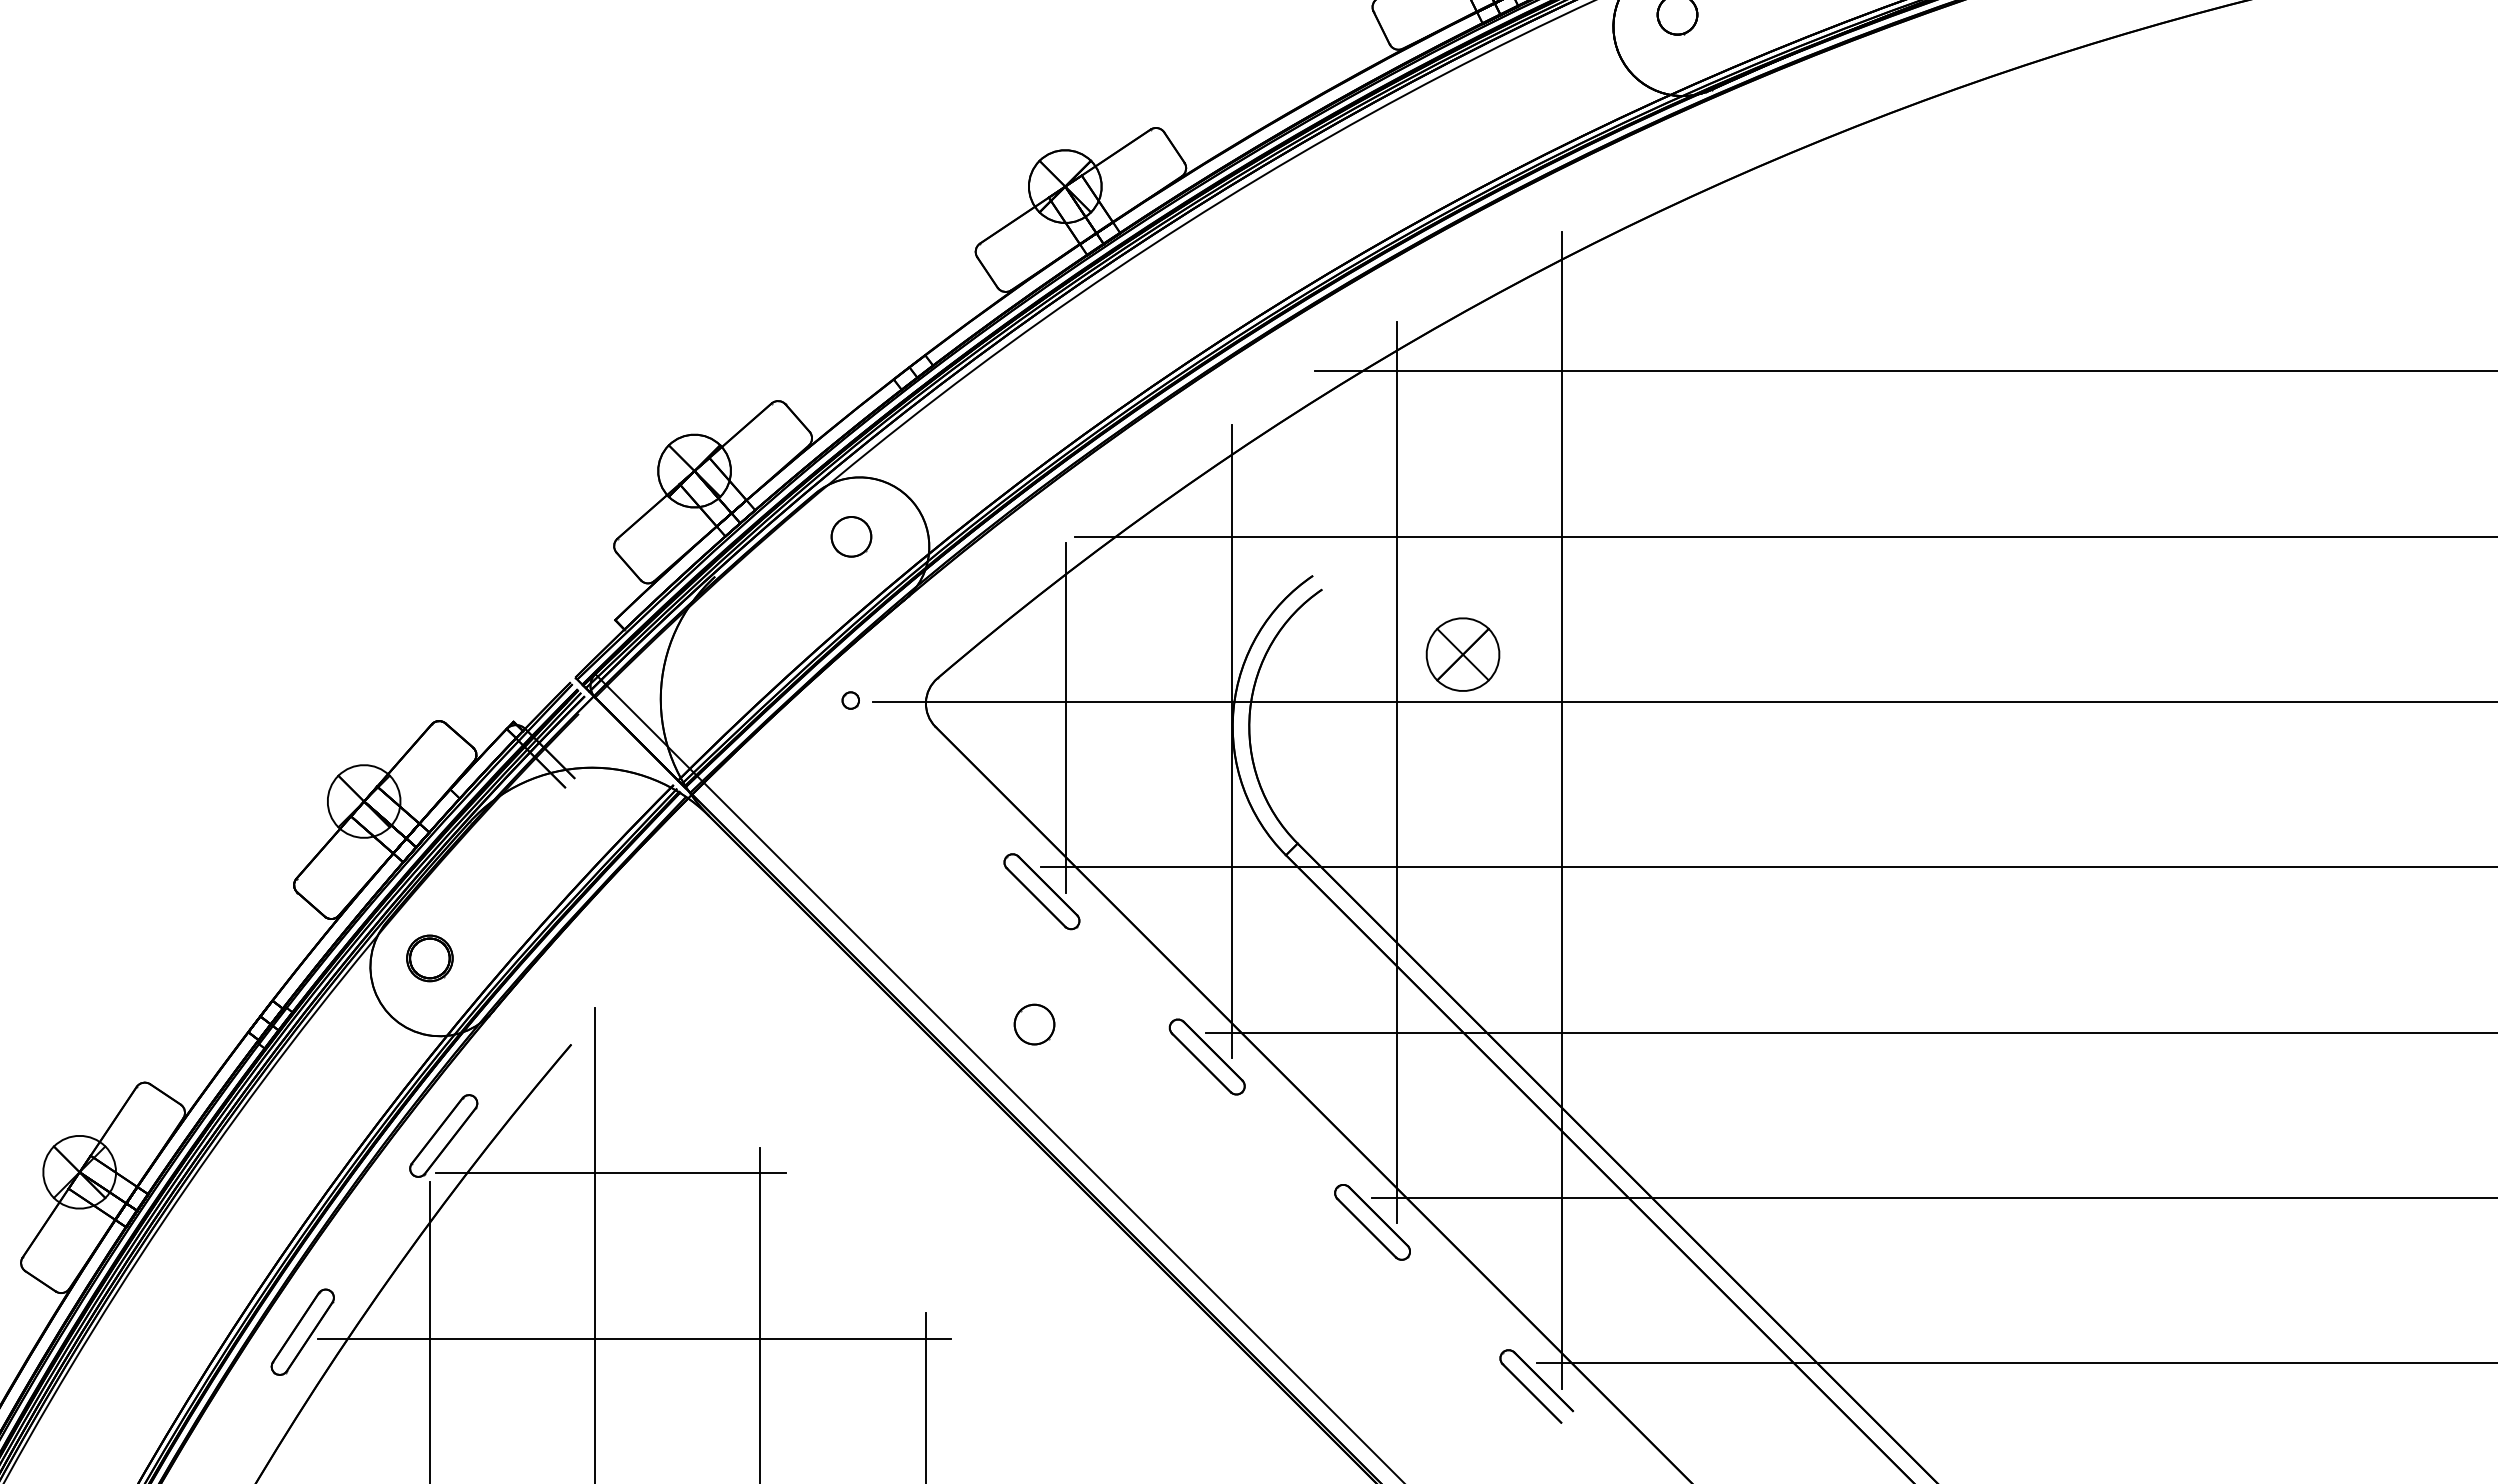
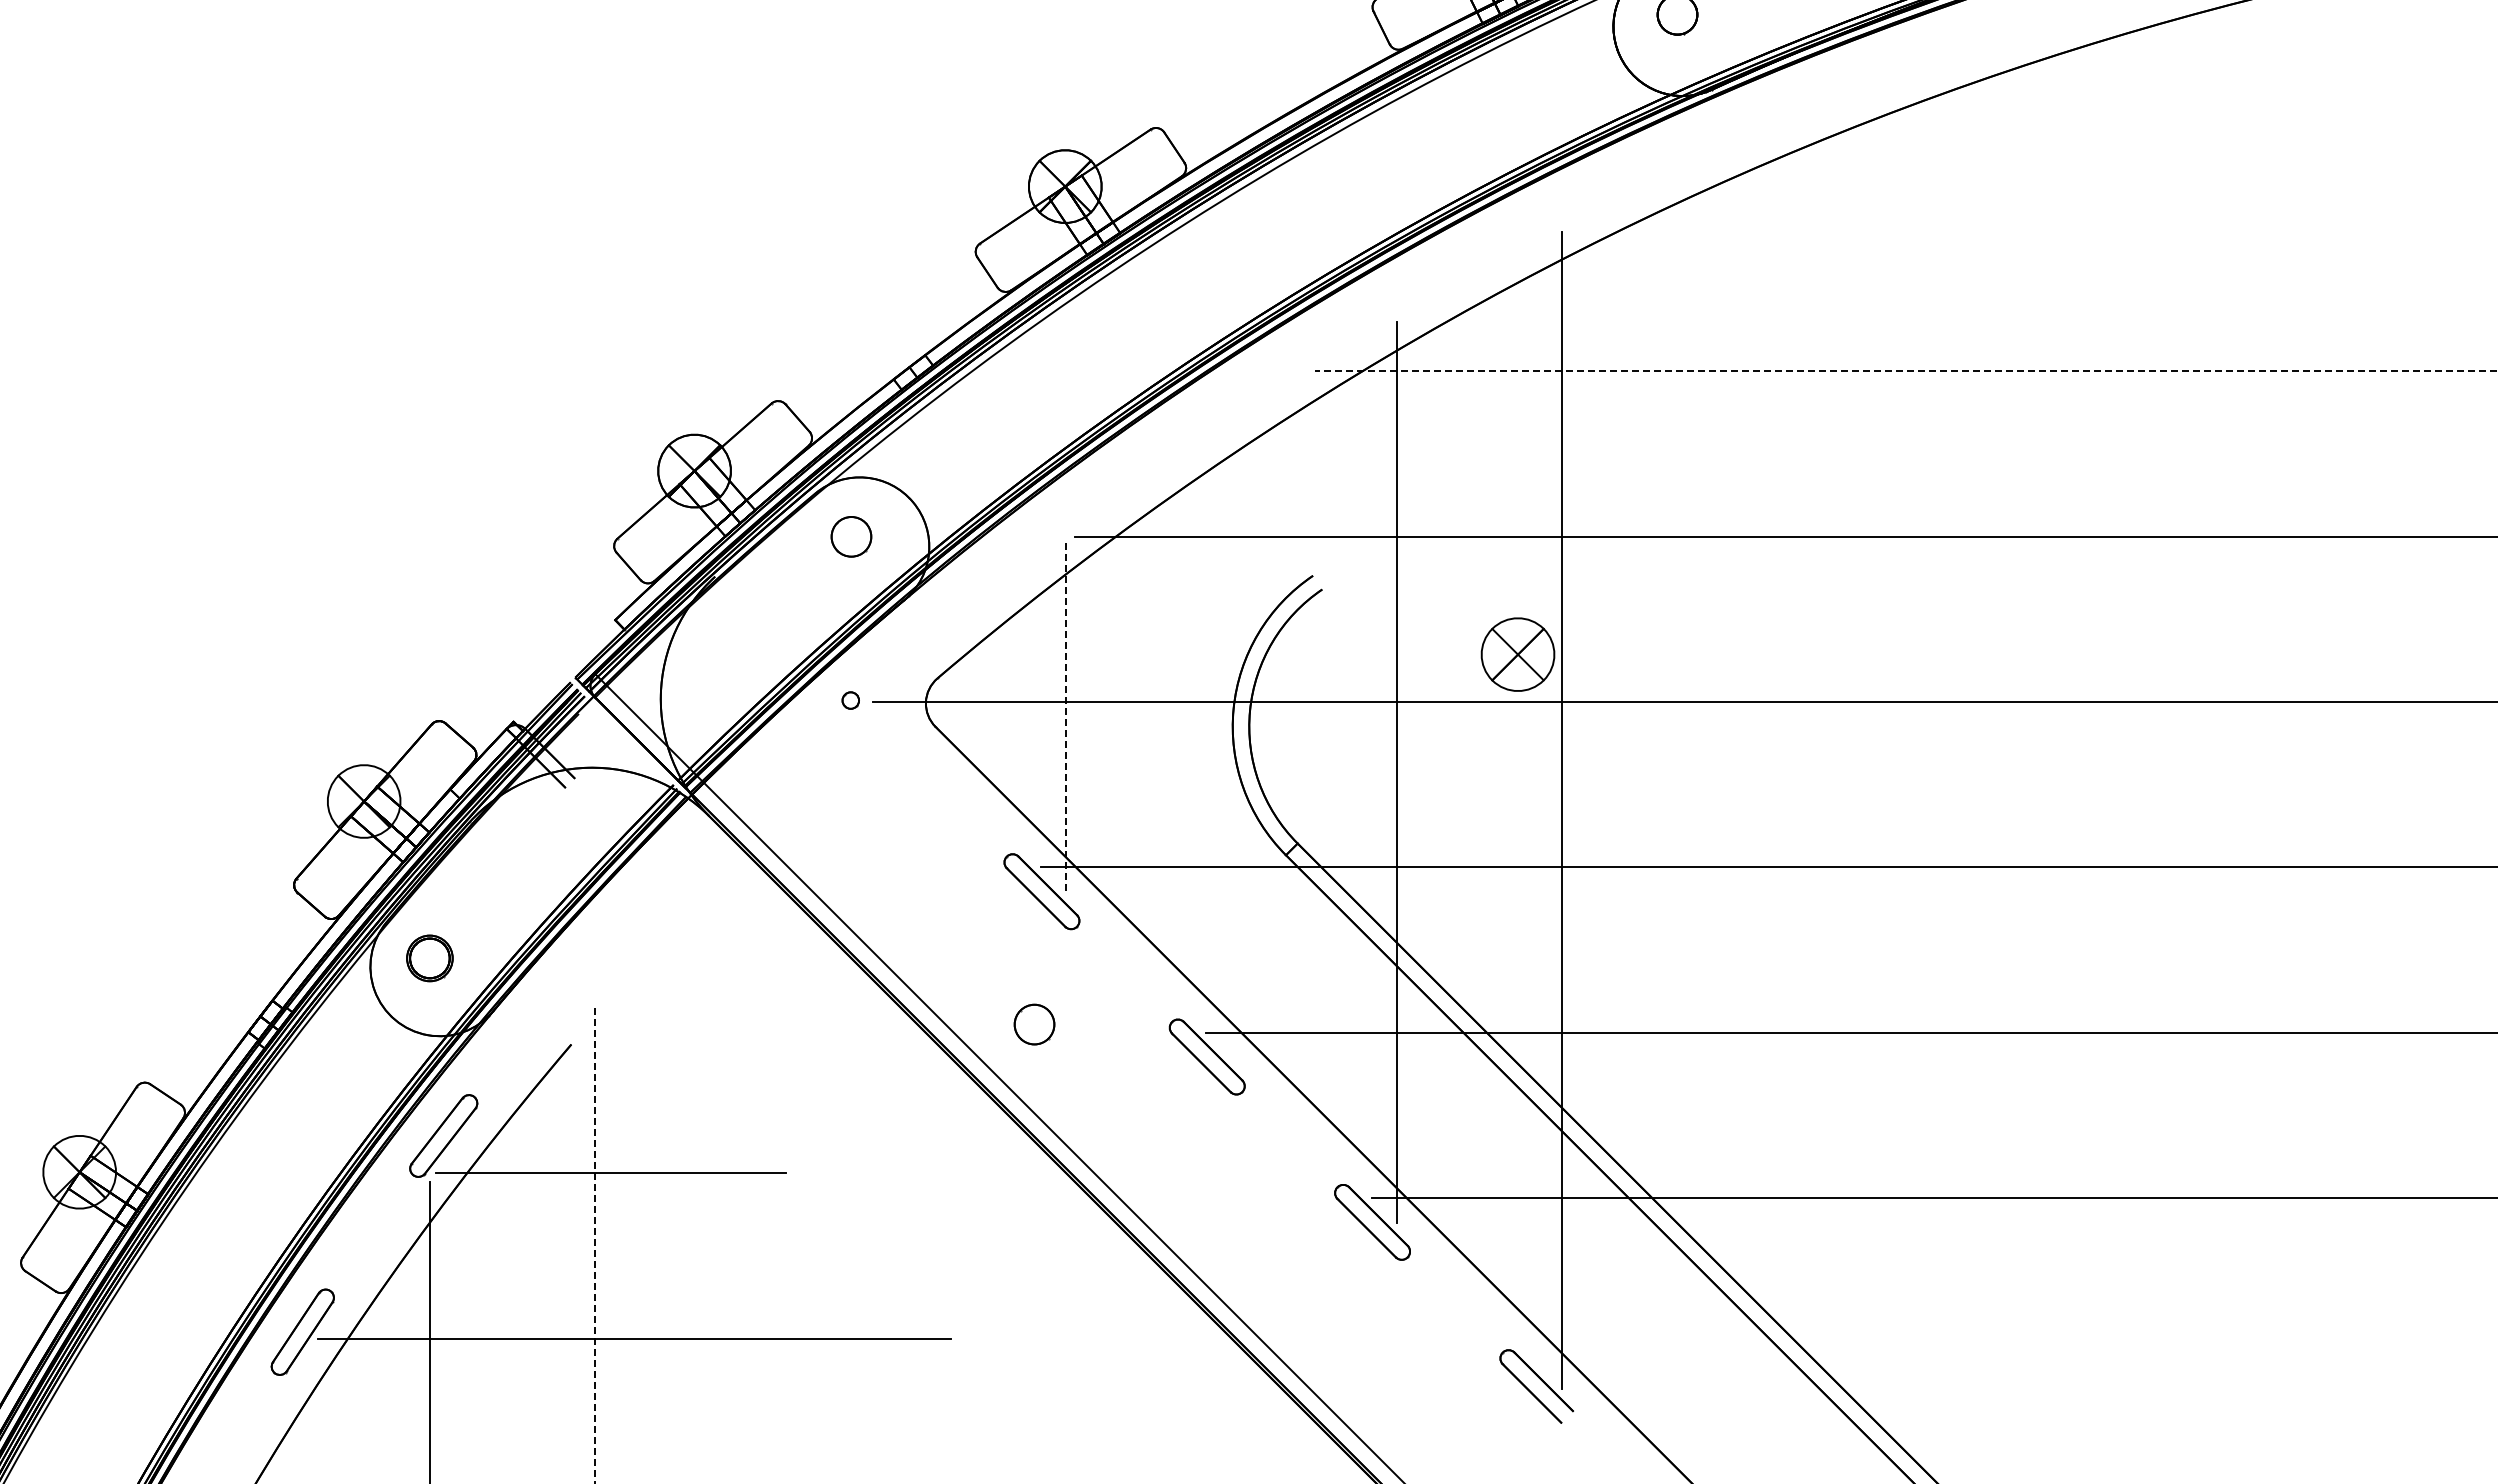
line: solid -> dashed (1906, 371)
part position: (1462, 654) -> (1517, 654) (1517, 654)
line: solid -> dashed (1066, 717)
line: present -> none (1231, 741)
line: solid -> dashed (595, 1245)
line: present -> none (760, 1313)
line: present -> none (2015, 1363)
line: present -> none (925, 1396)
